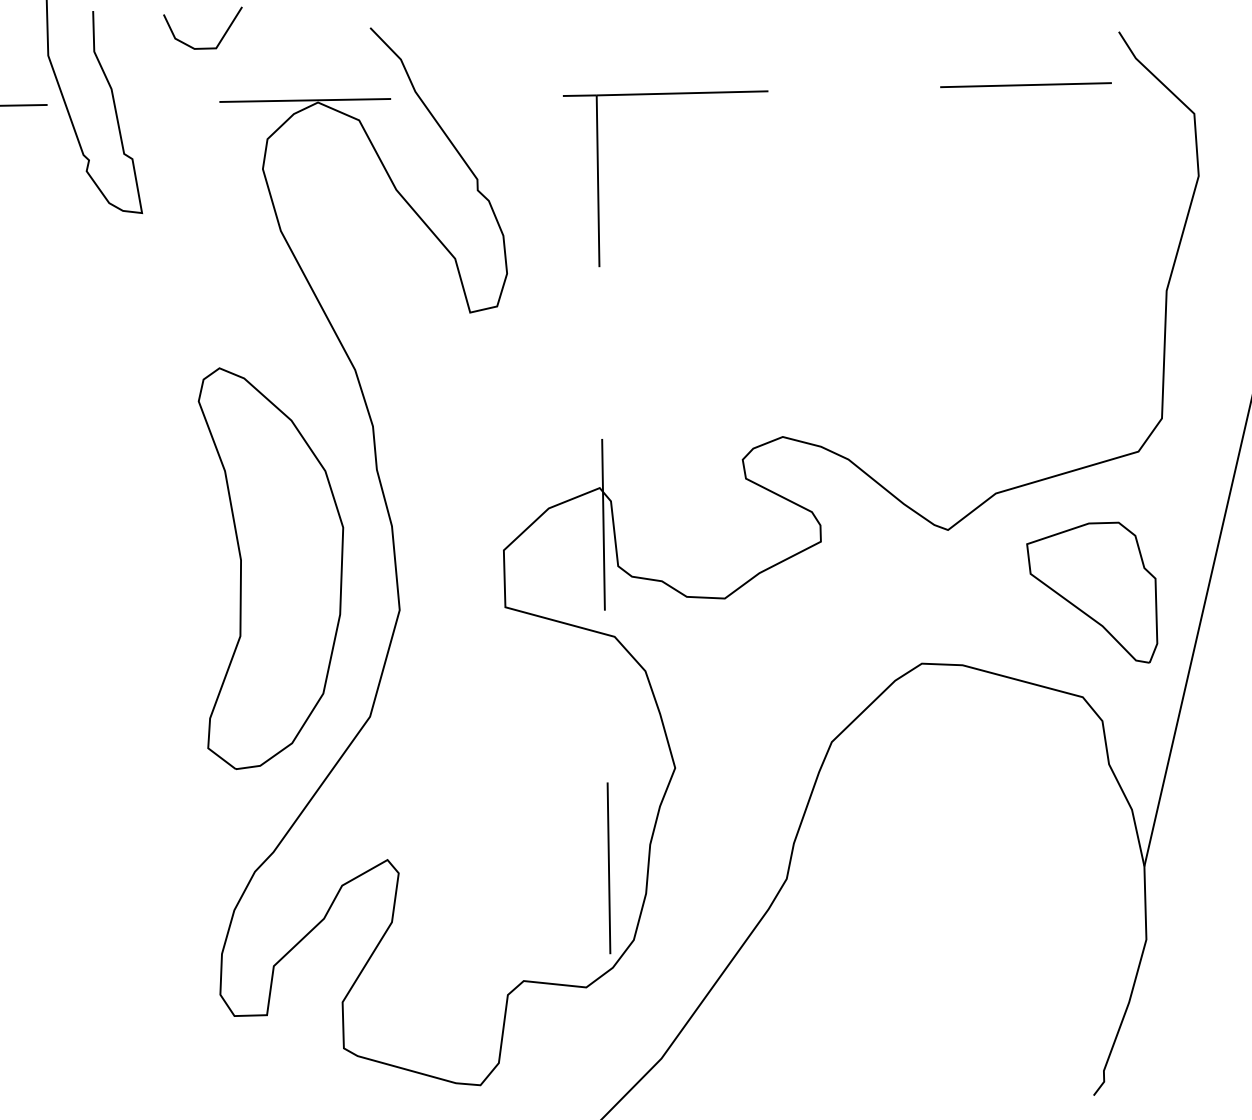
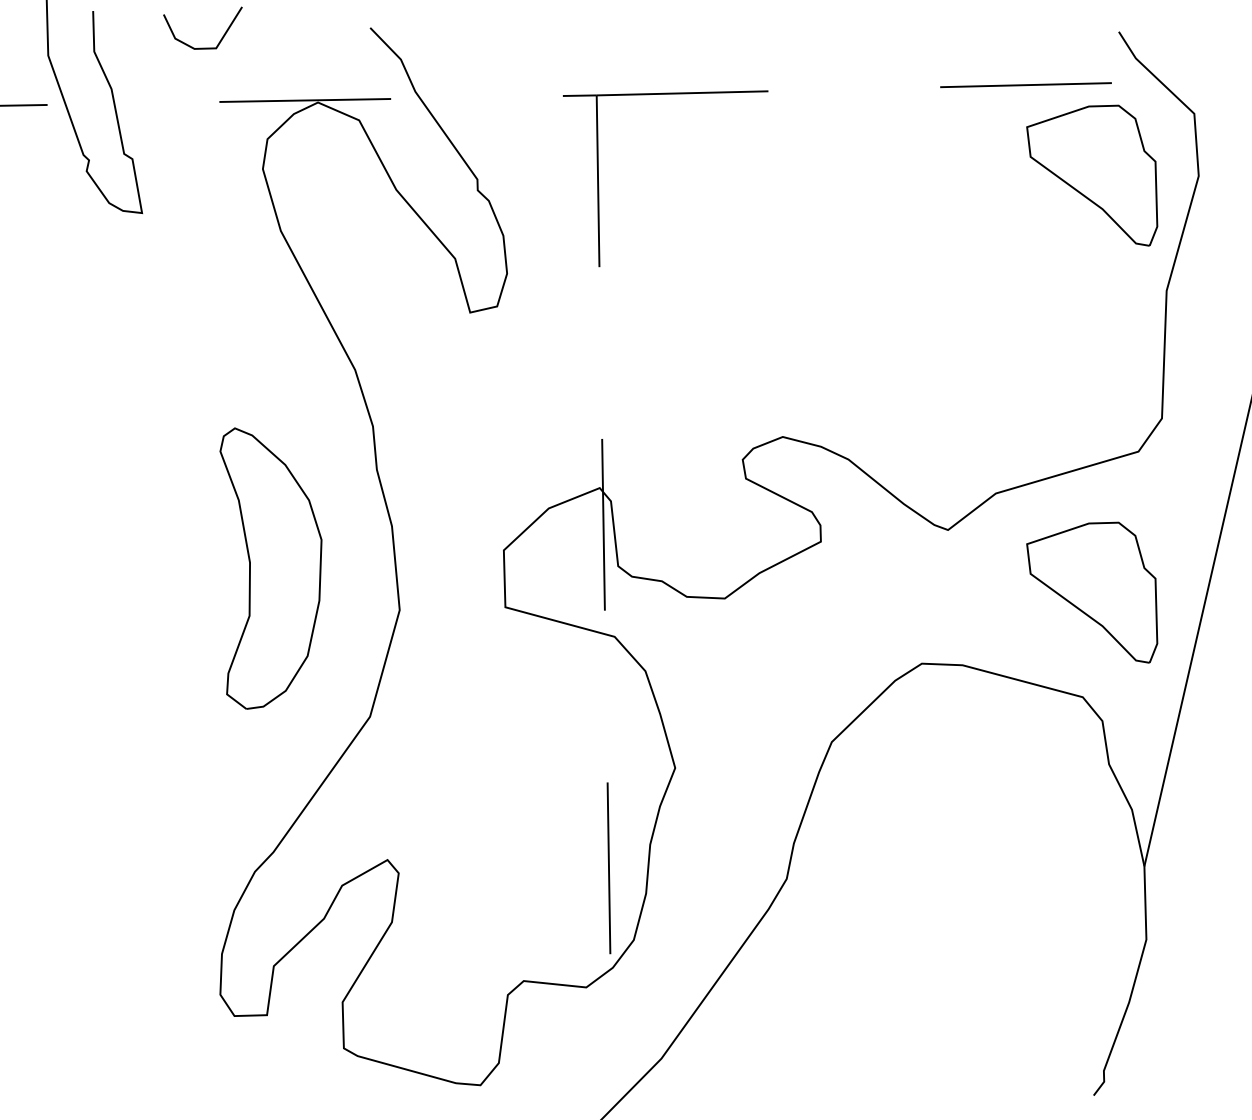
part: none -> present (1092, 175)
part size: 148x403 px -> 104x283 px (270, 568)
